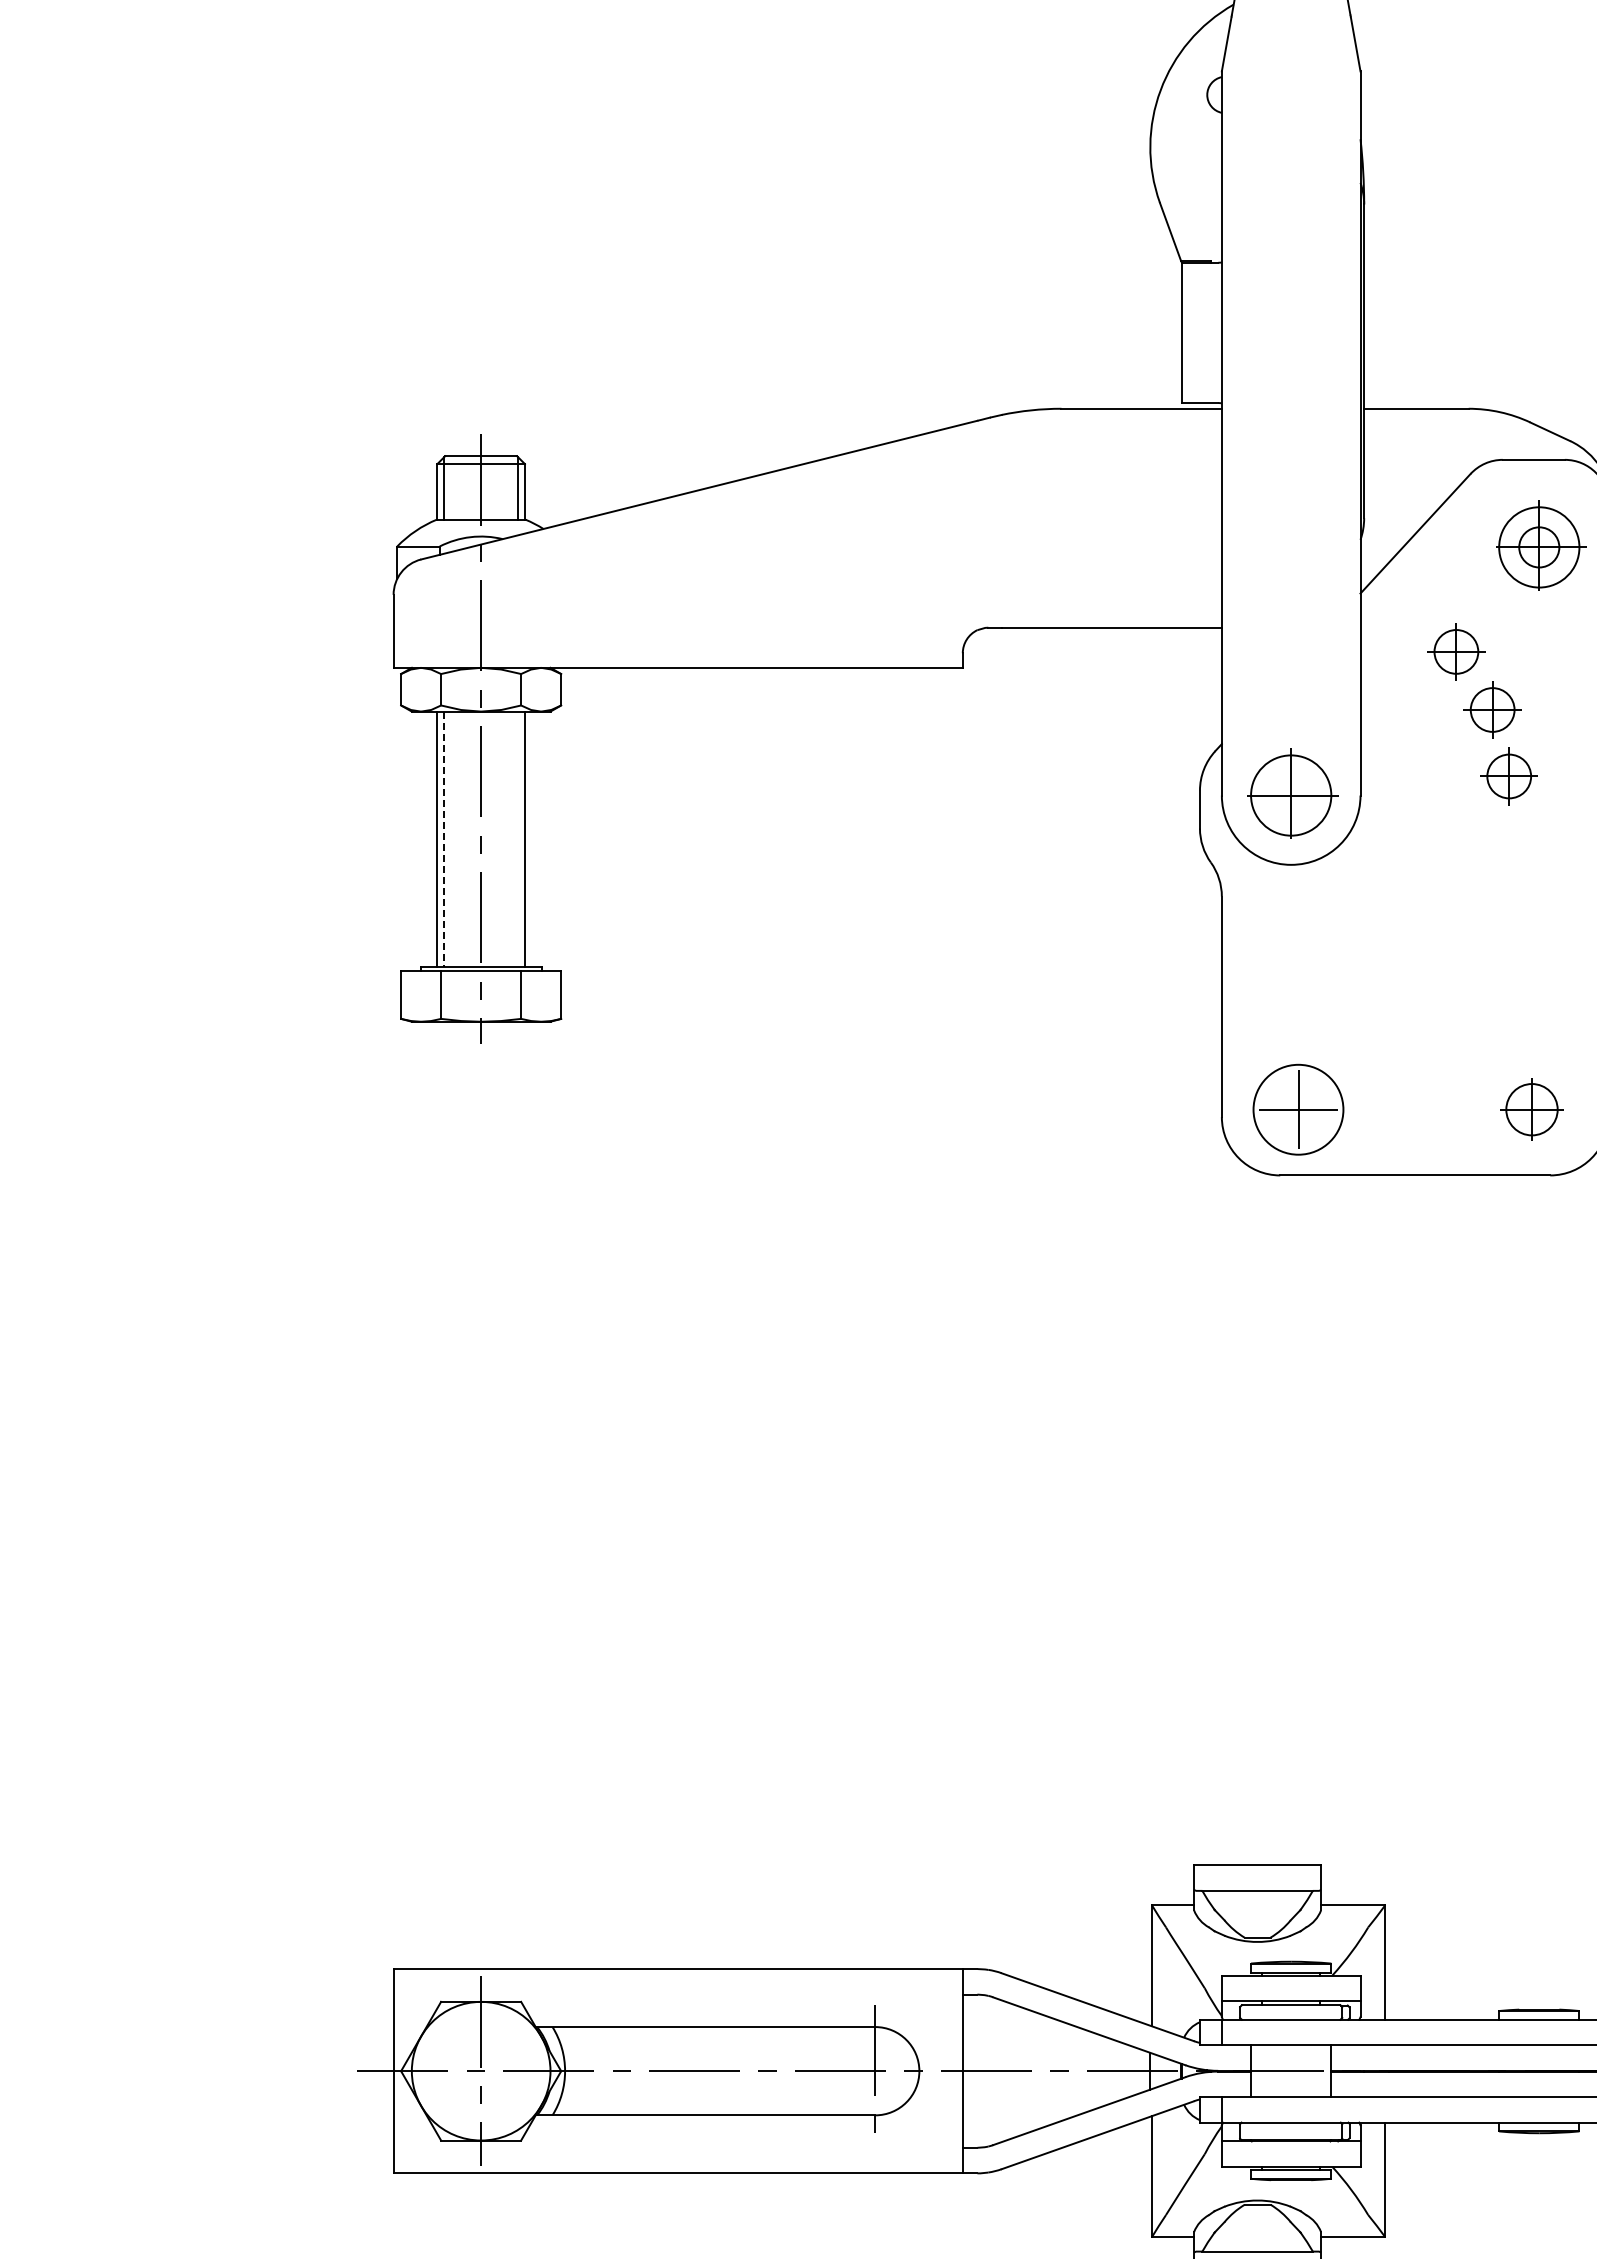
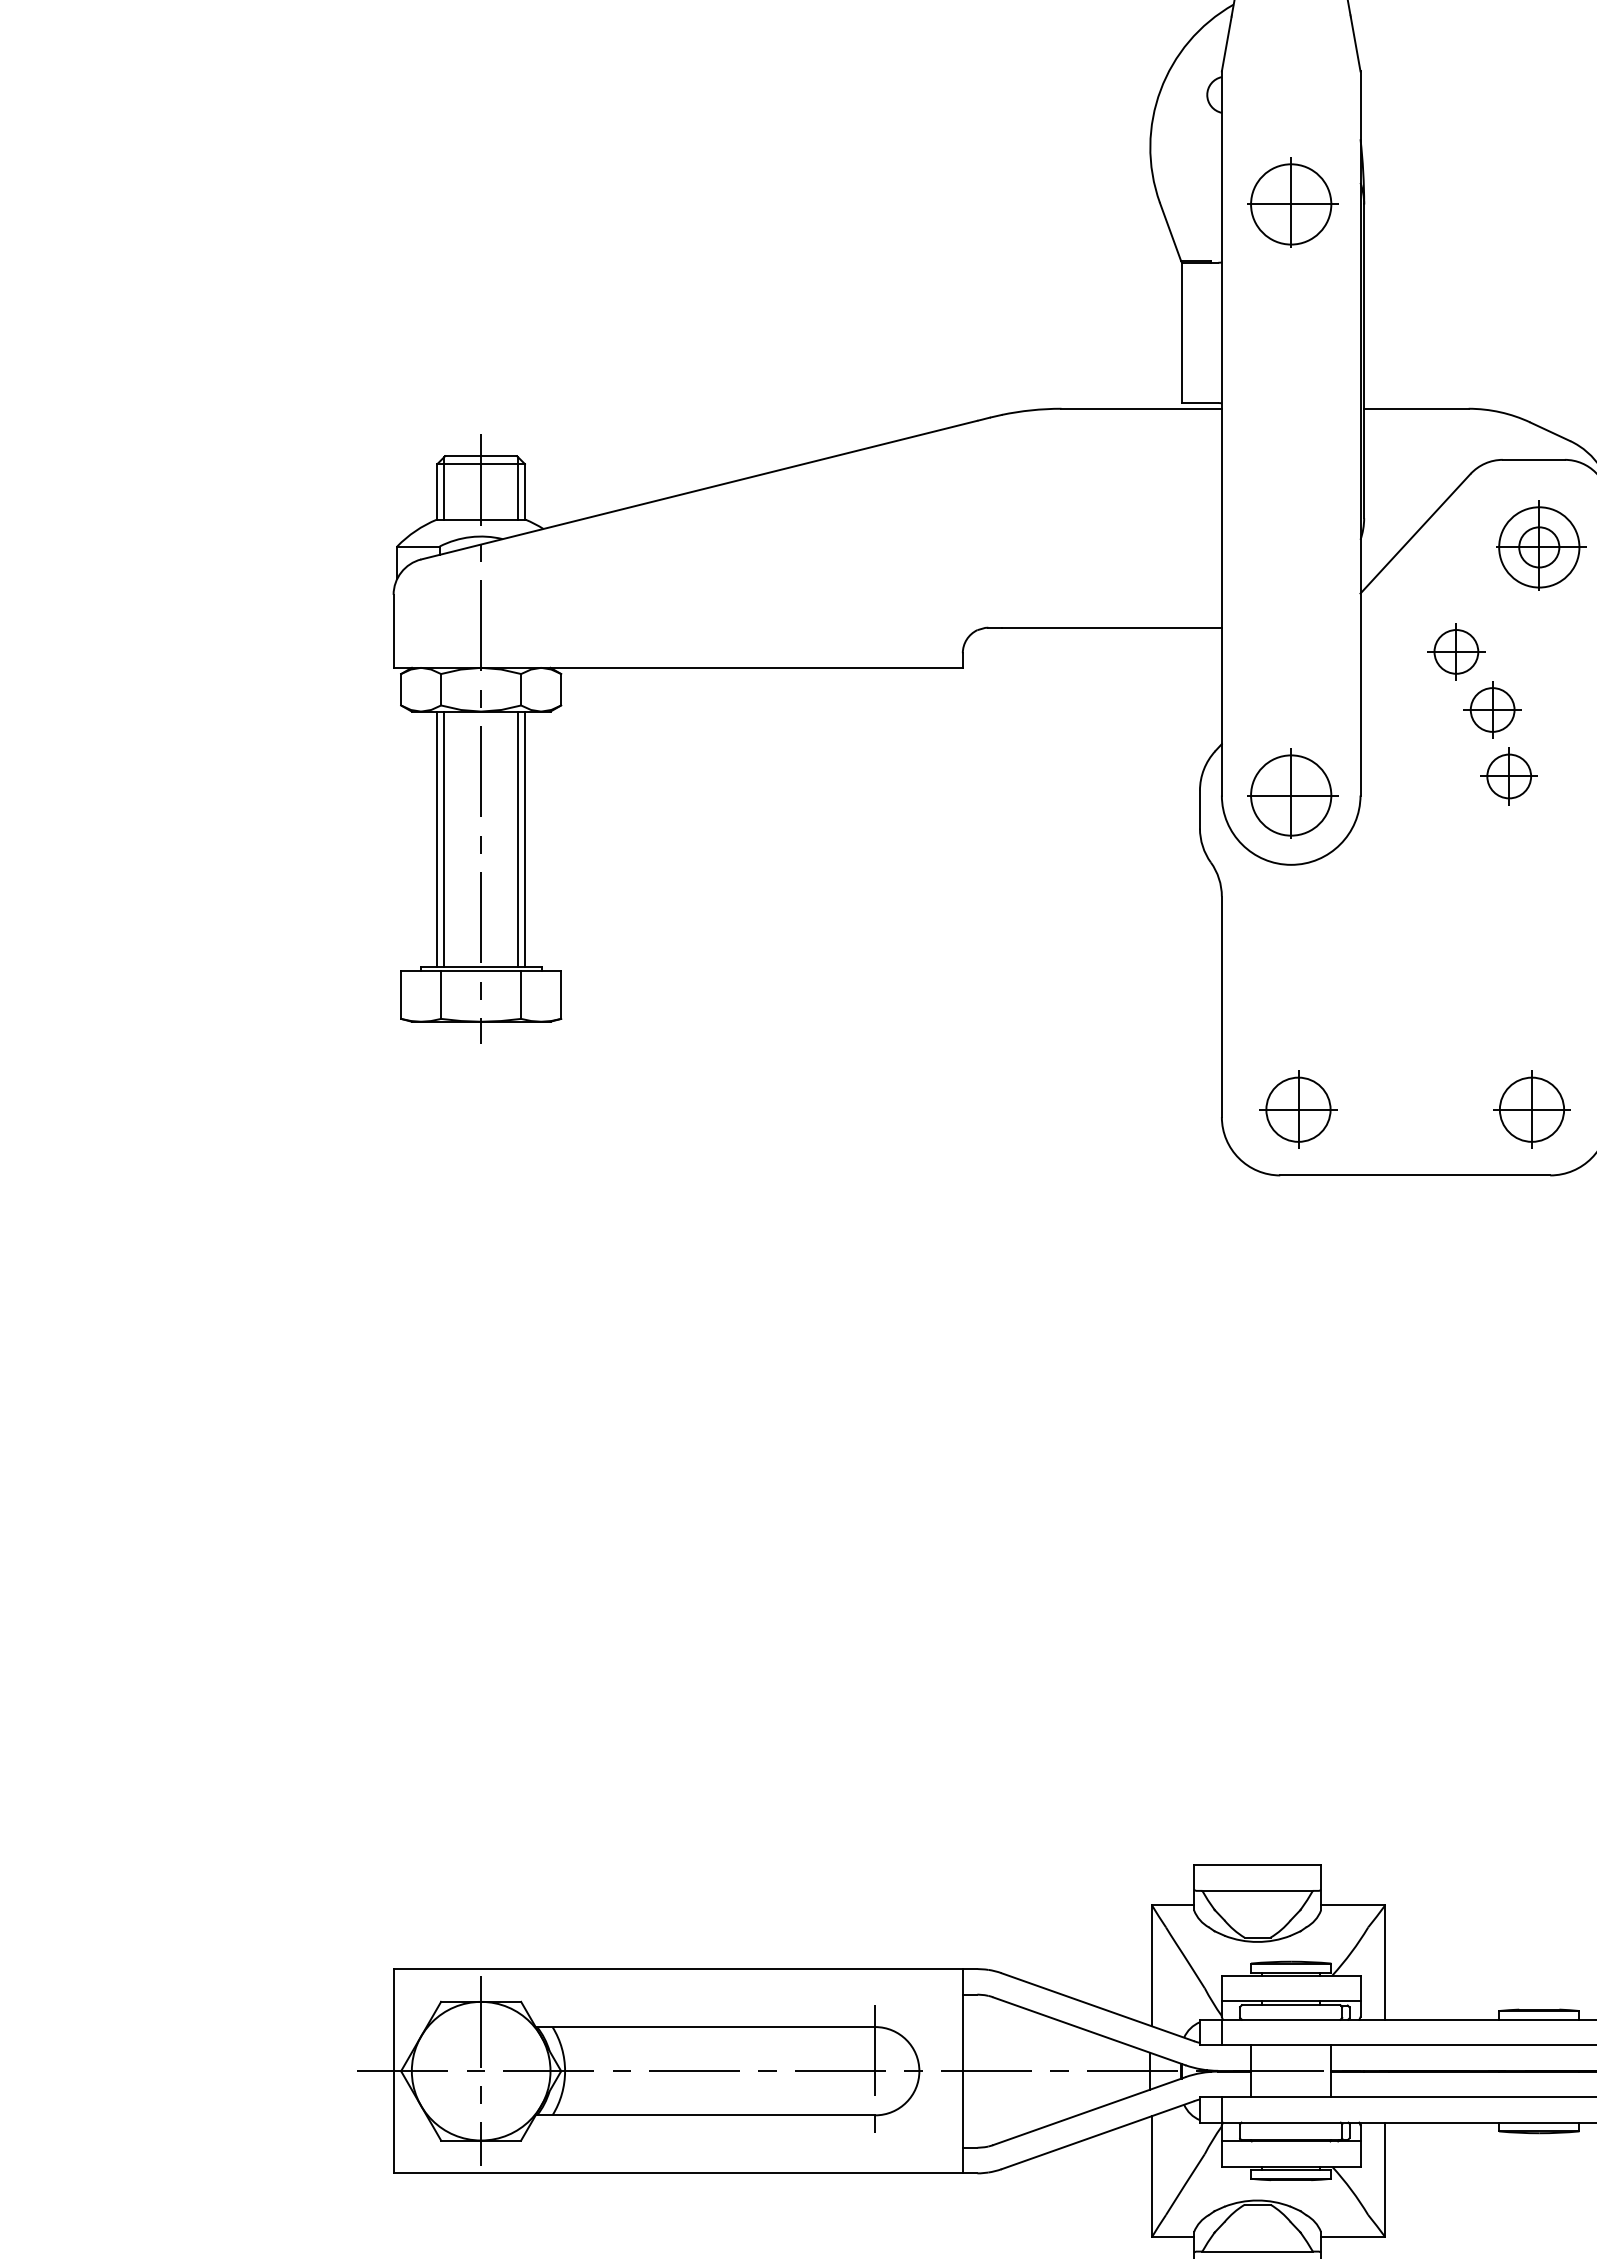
part: none -> present (1292, 202)
line: dashed -> solid (444, 839)
line: none -> present (518, 839)
circle diameter: 90 px -> 64 px (1298, 1109)
part size: 64x63 px -> 78x79 px (1531, 1109)
